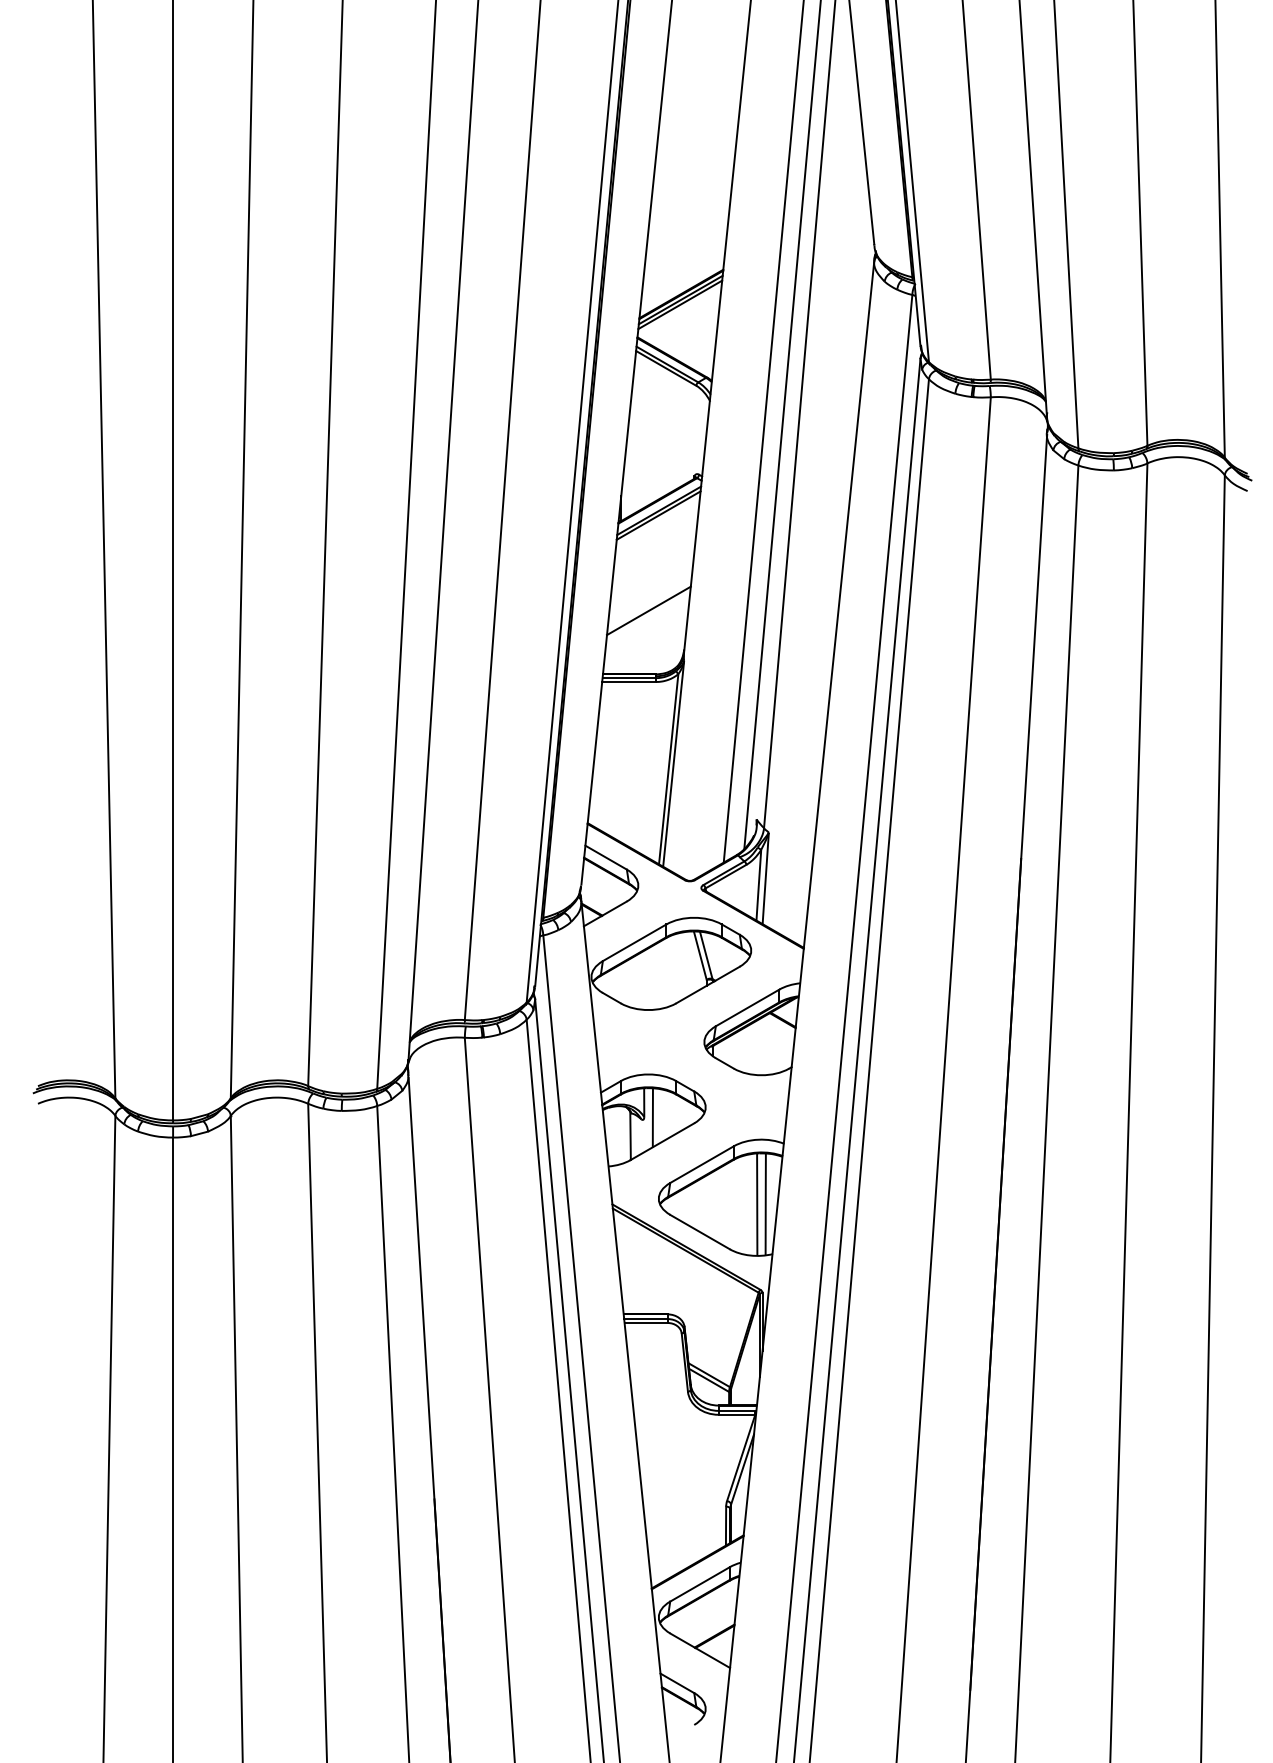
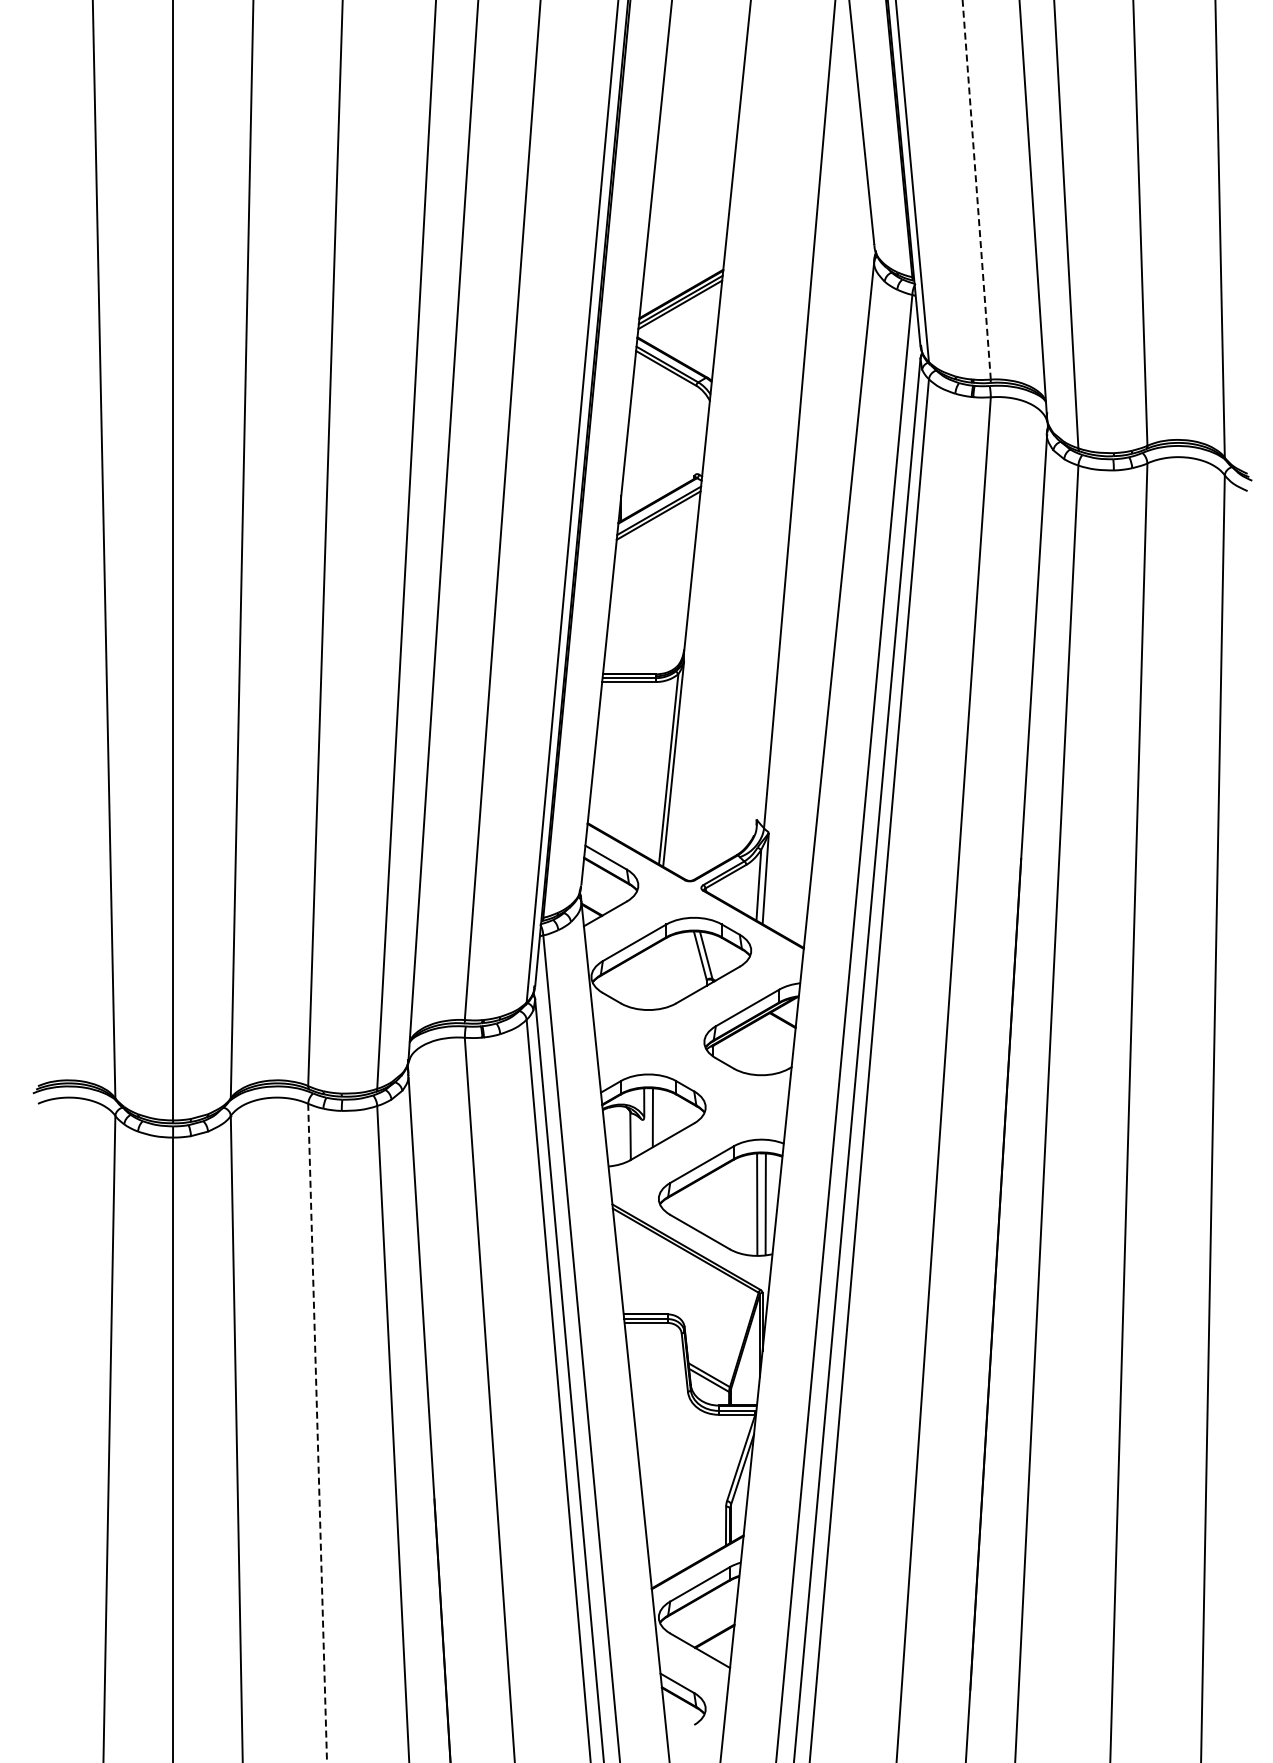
line: solid -> dashed (976, 190)
line: present -> none (782, 425)
line: present -> none (763, 432)
line: present -> none (648, 610)
line: solid -> dashed (317, 1433)
